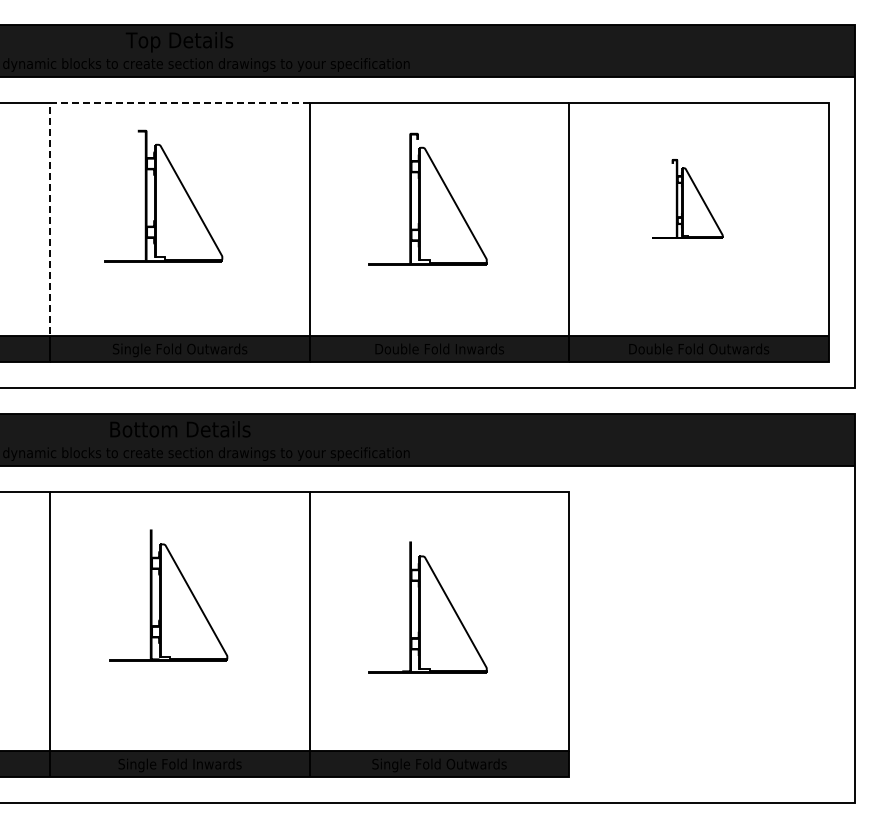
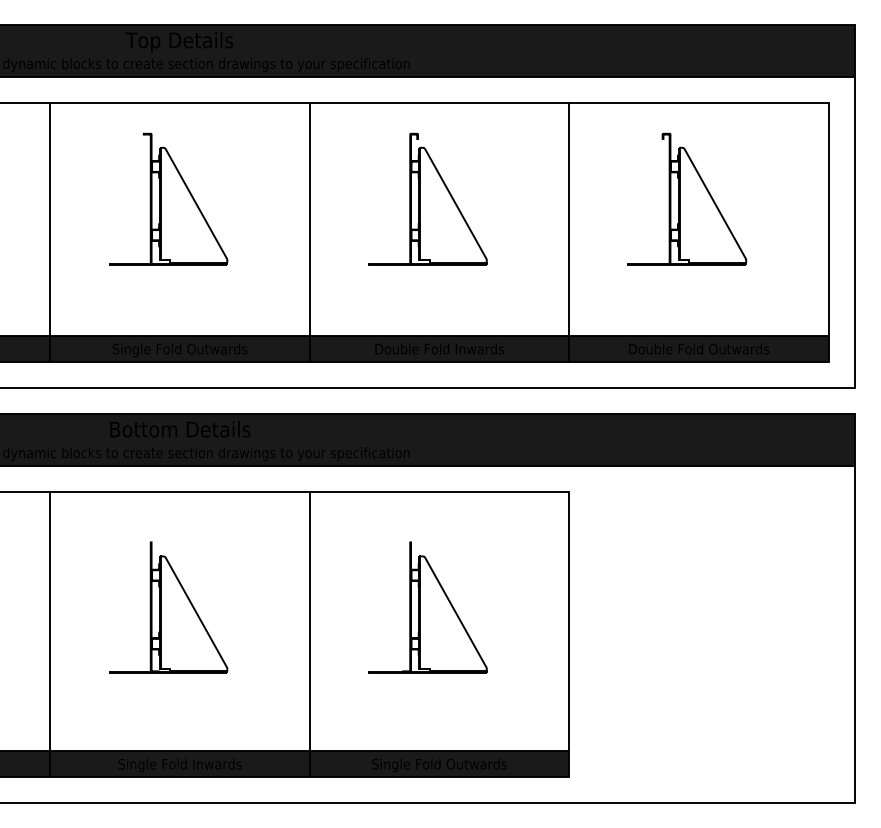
line: dashed -> solid (62, 102)
part position: (163, 195) -> (168, 198) (168, 198)
part size: 72x80 px -> 121x134 px (687, 198)
part position: (168, 595) -> (168, 607) (168, 607)
